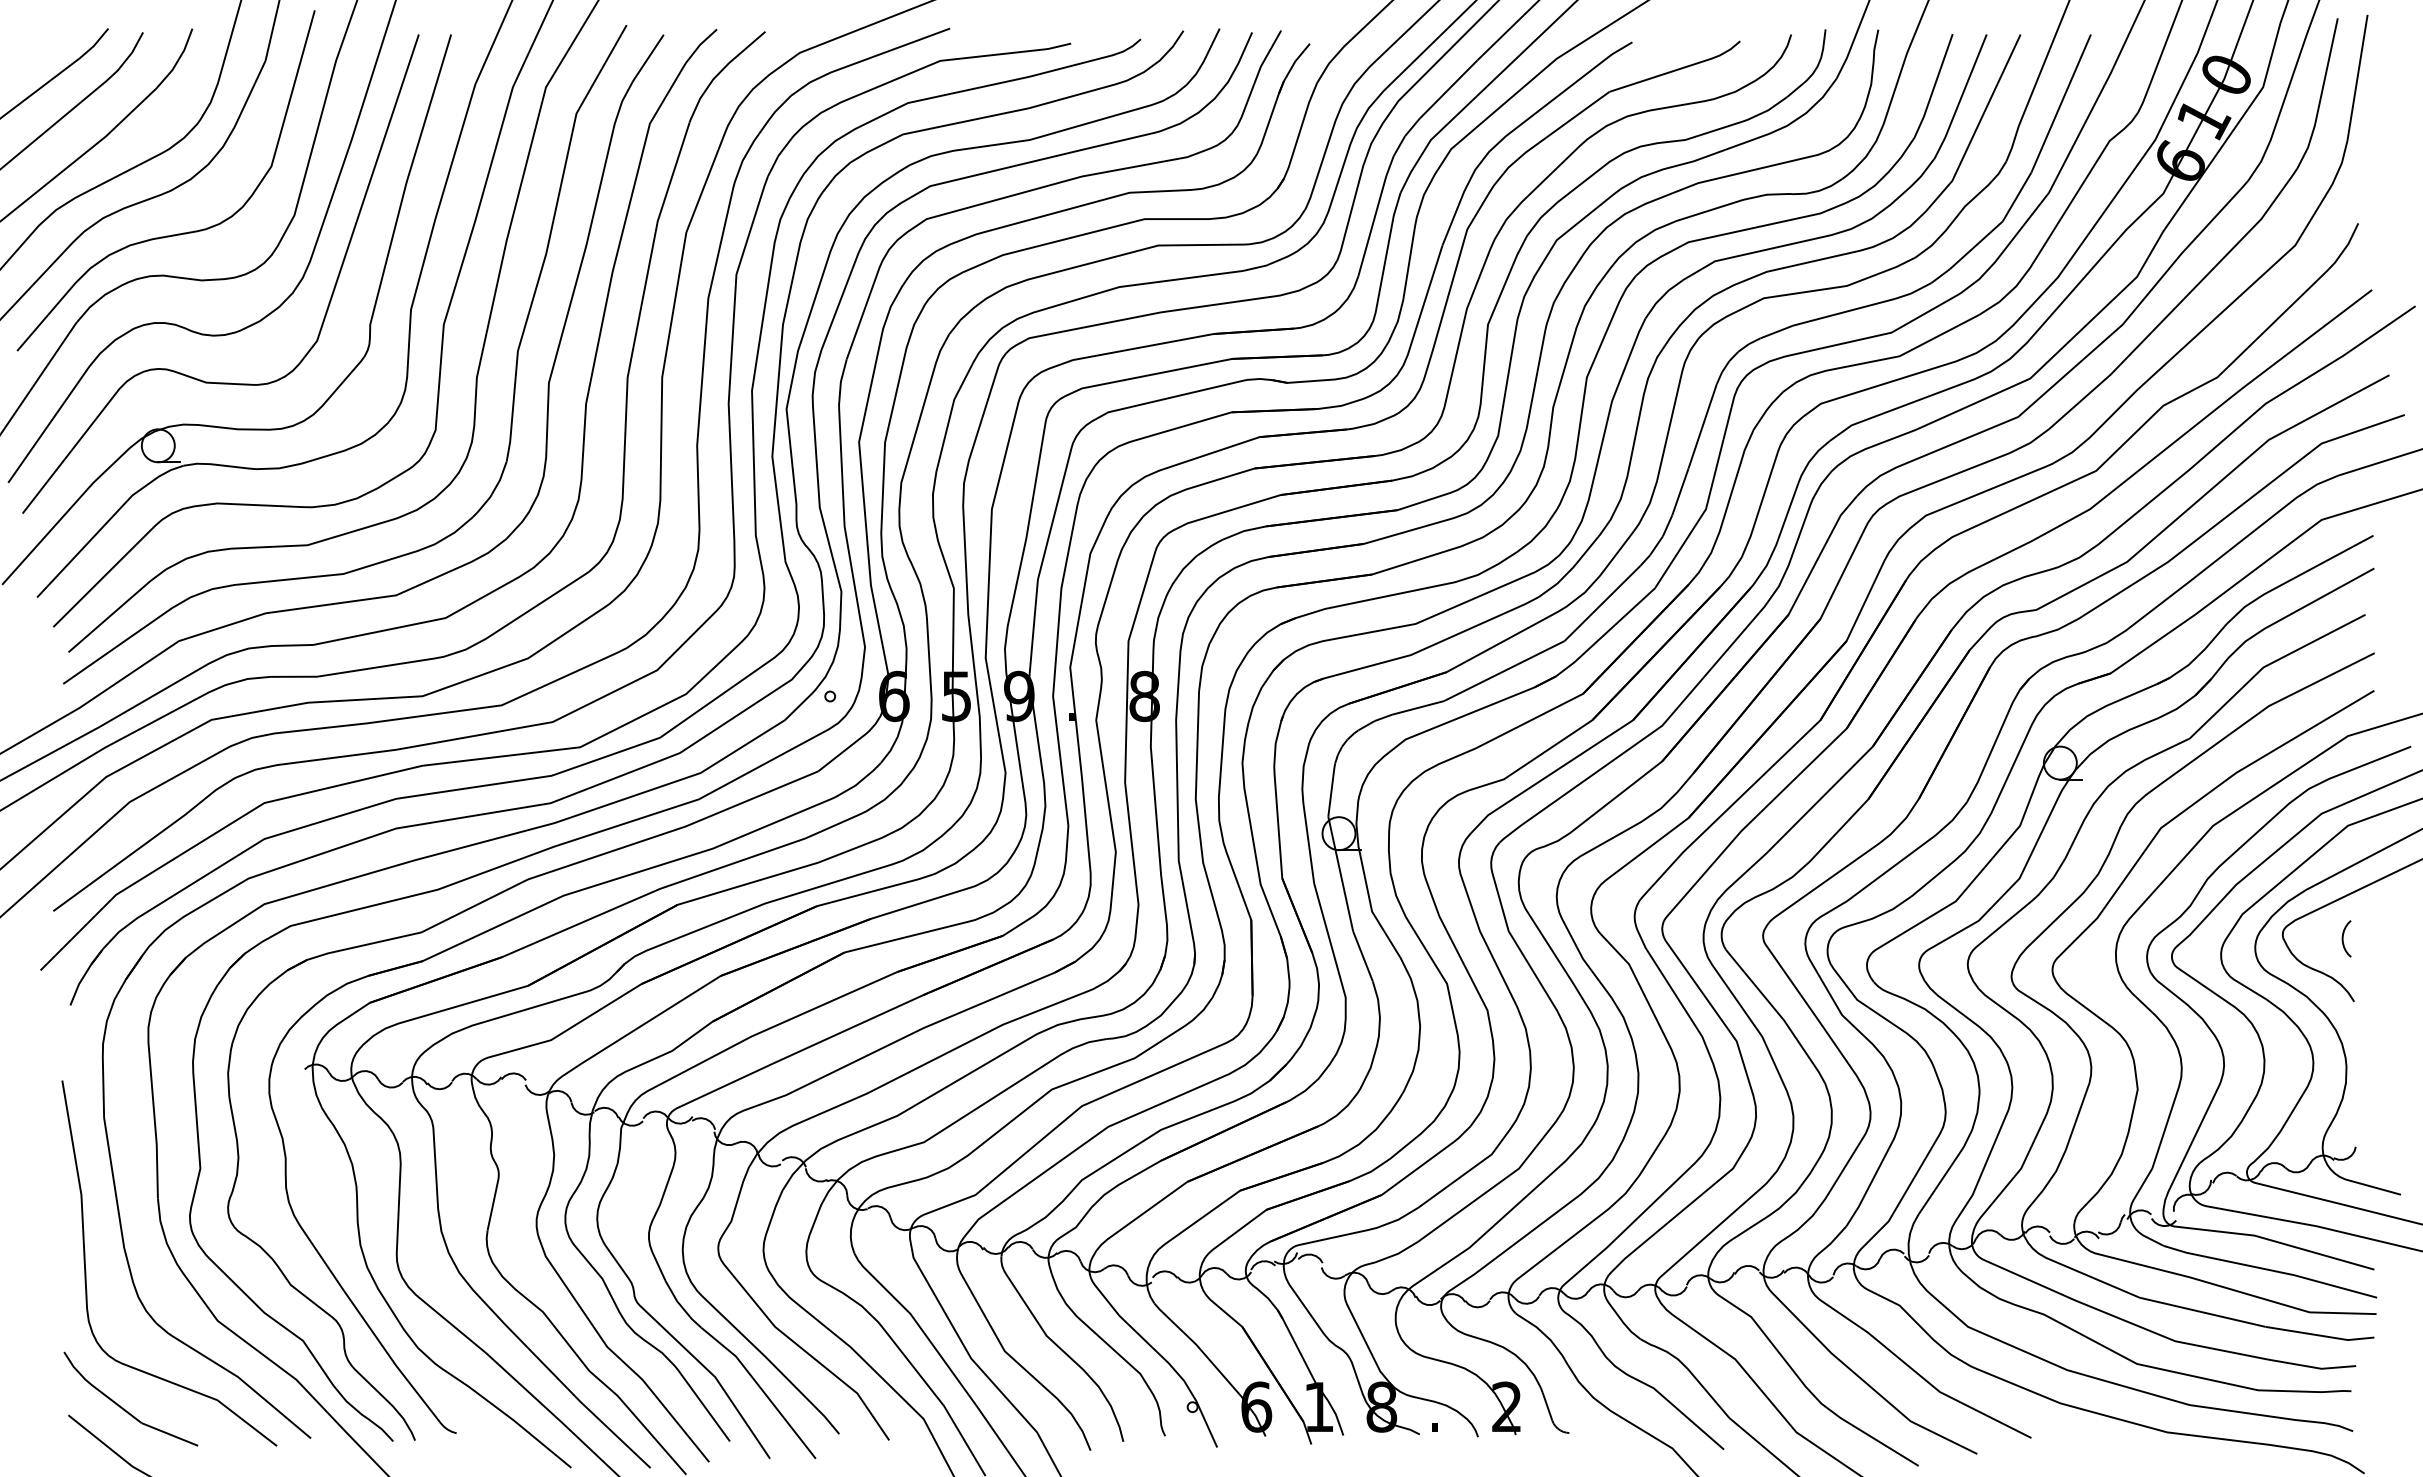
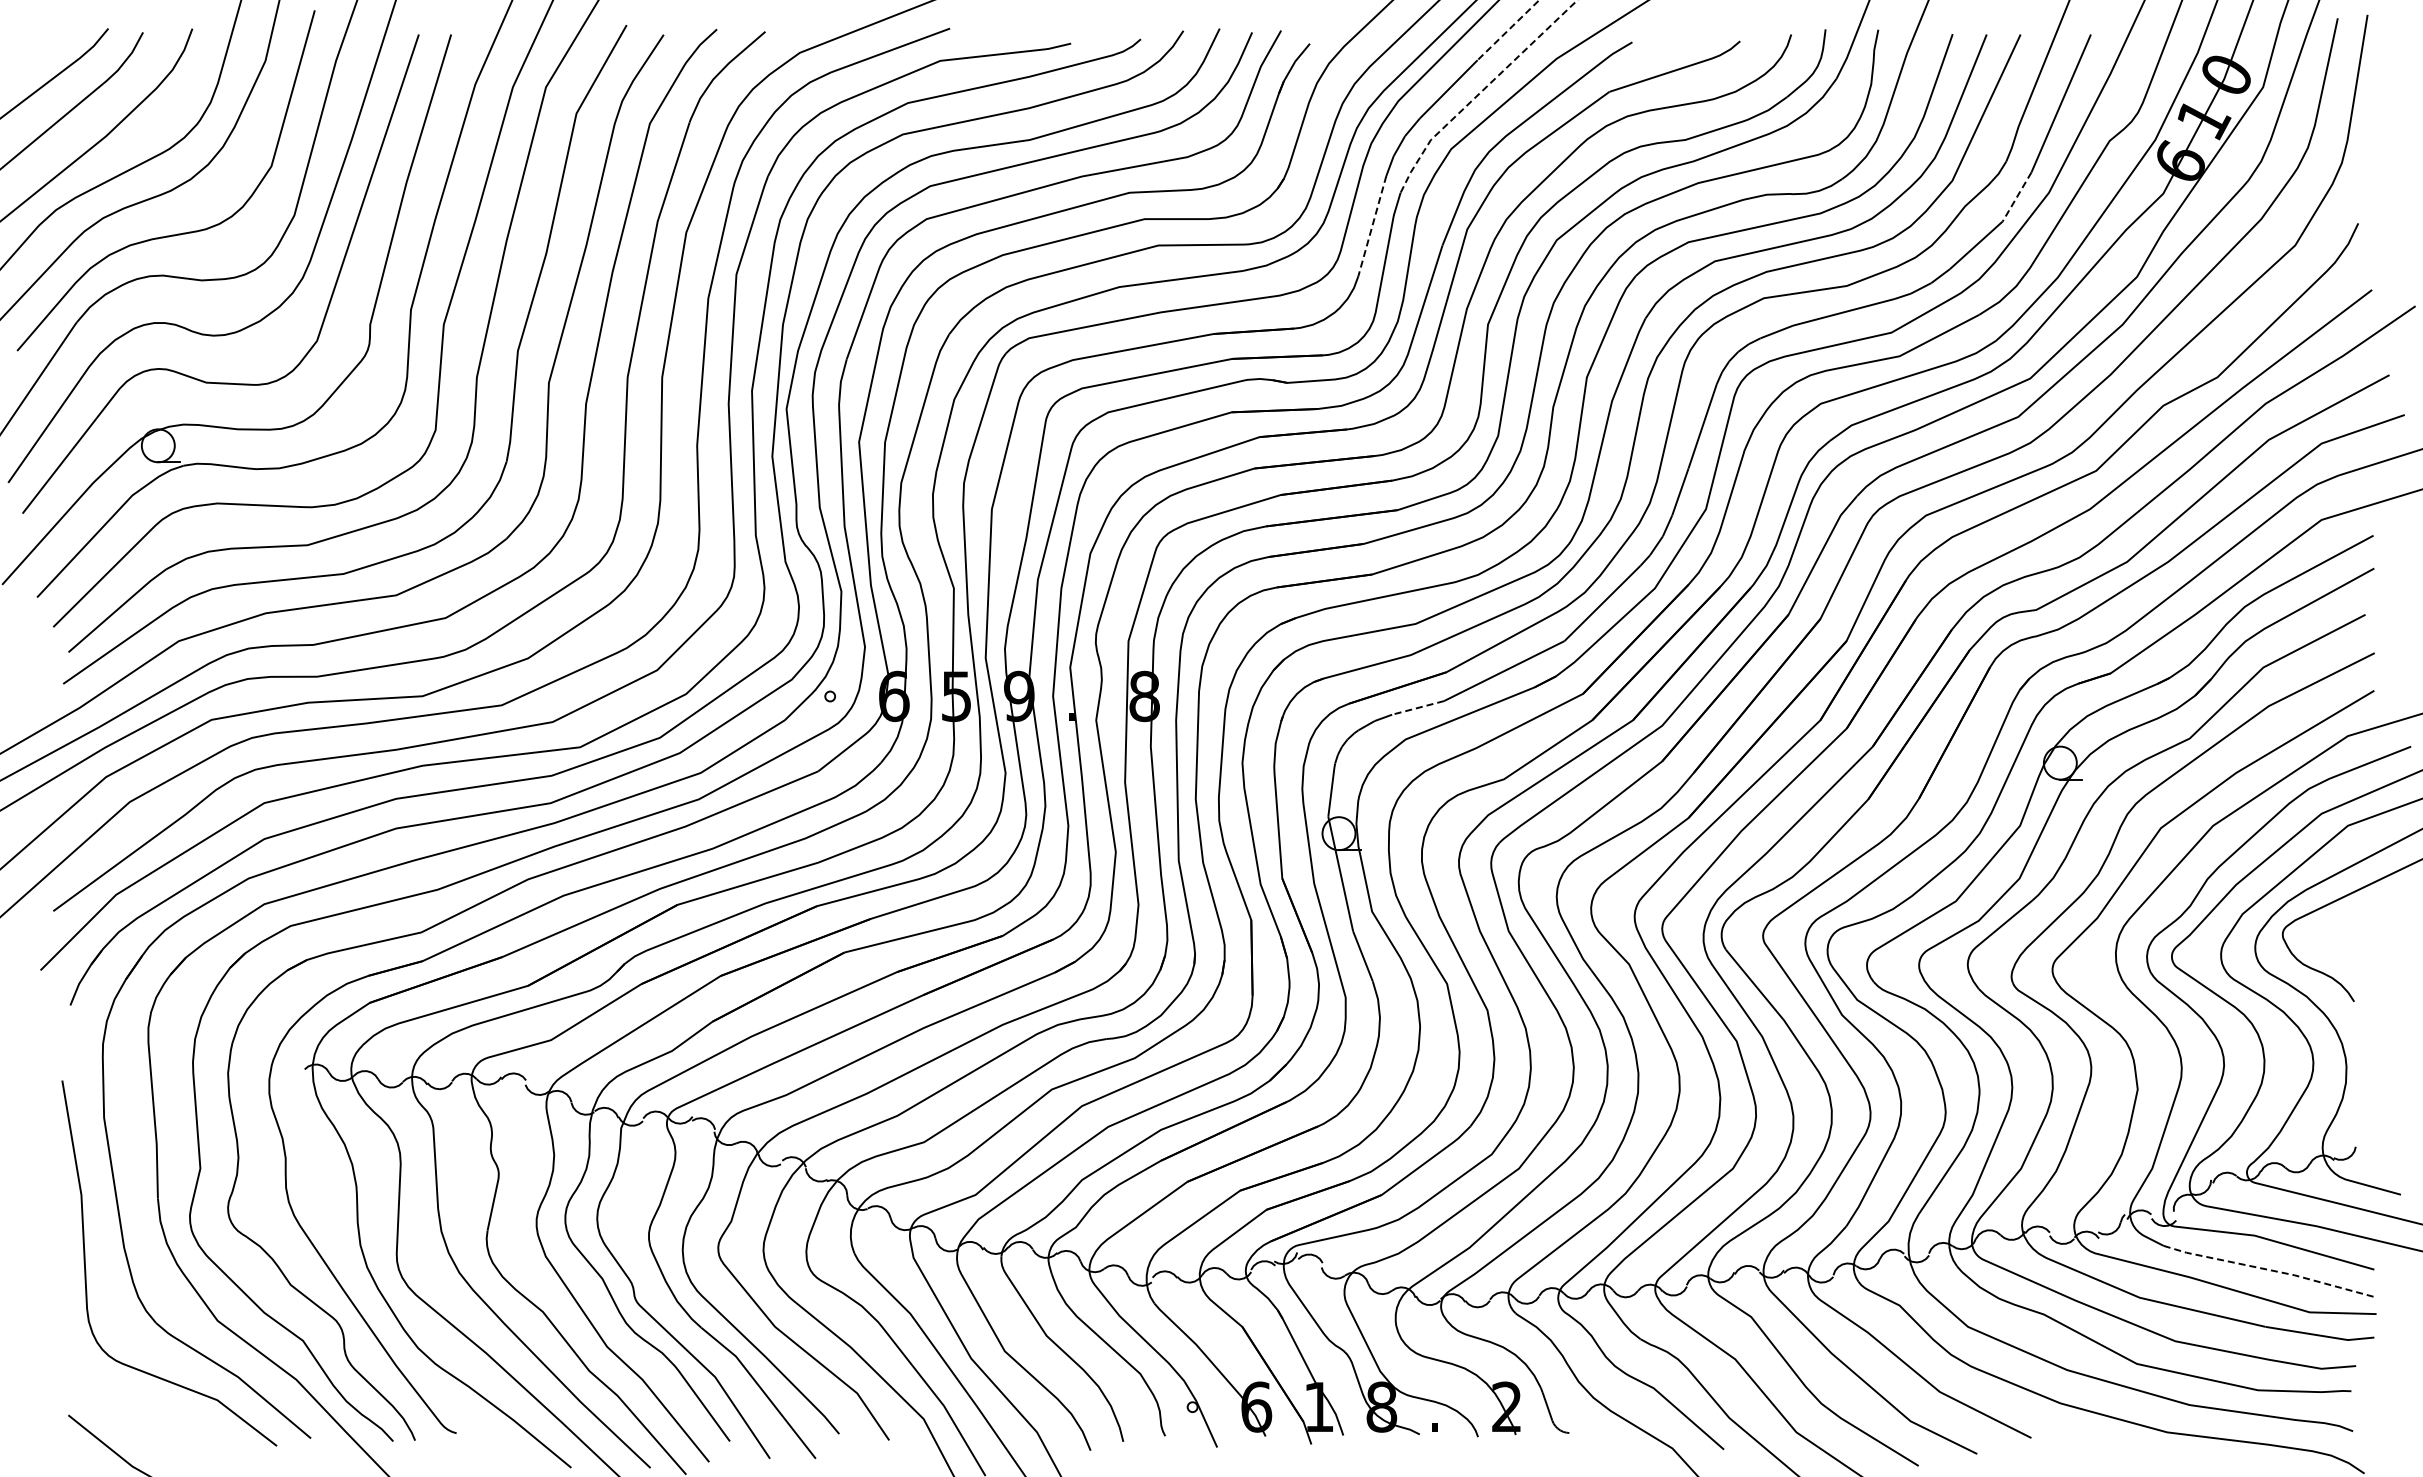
line: solid -> dashed (1508, 30)
line: solid -> dashed (1480, 92)
line: solid -> dashed (2016, 197)
line: solid -> dashed (1372, 226)
line: solid -> dashed (1418, 707)
curve: present -> none (2343, 938)
line: solid -> dashed (2270, 1270)
part: present -> none (124, 1408)
